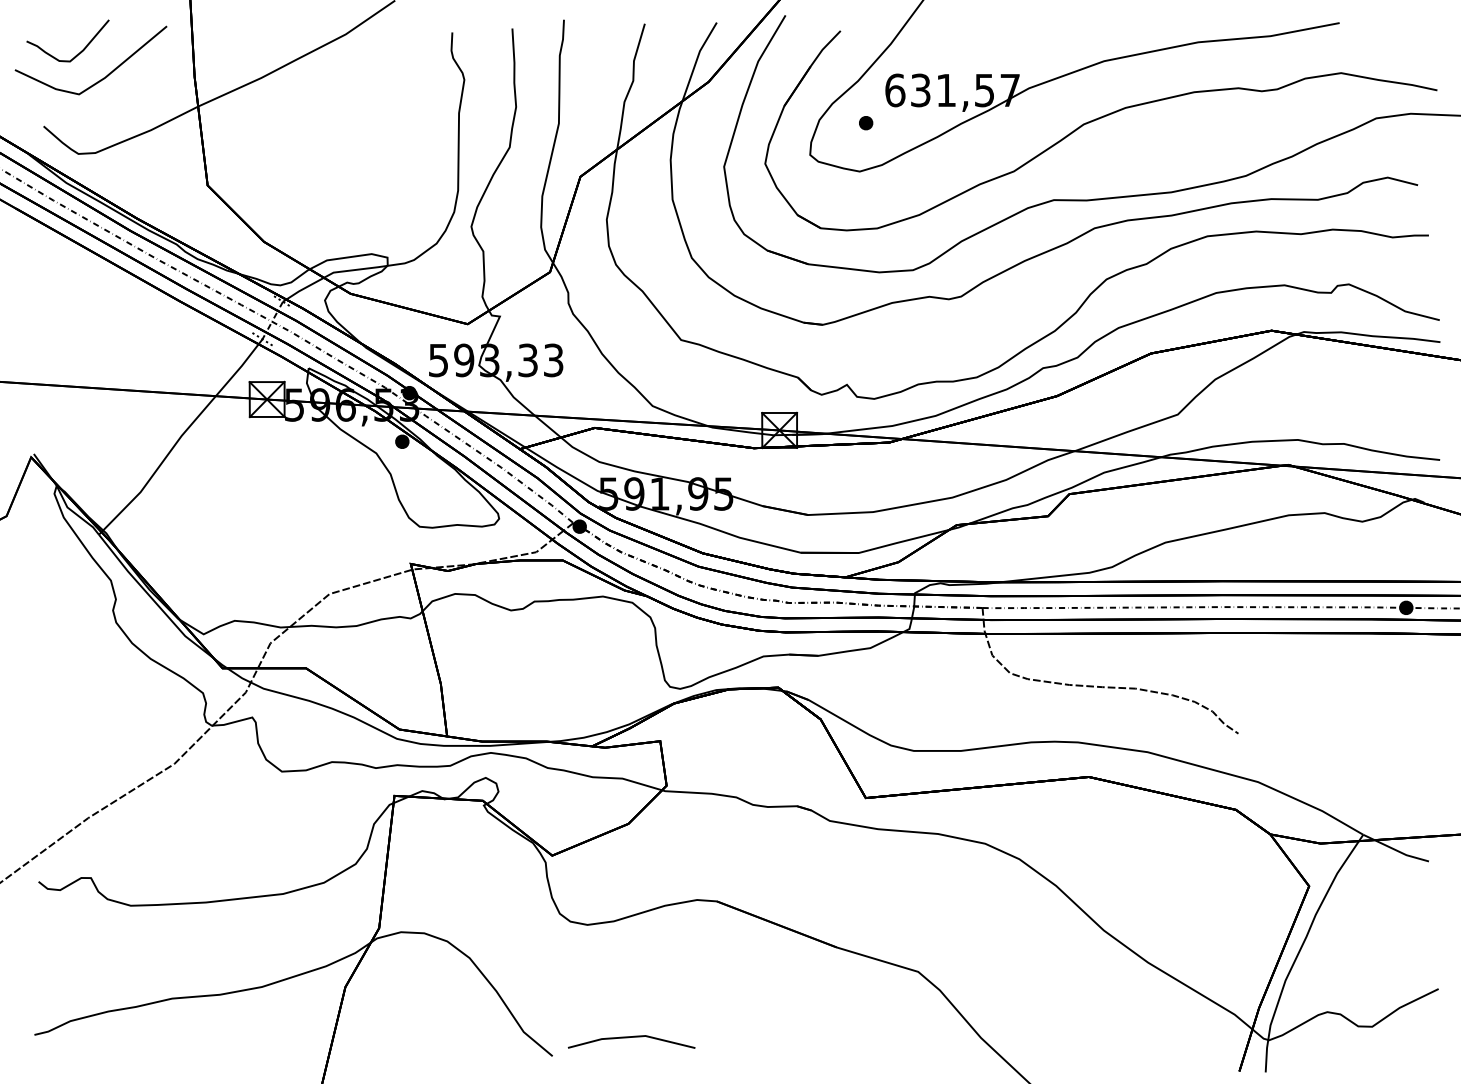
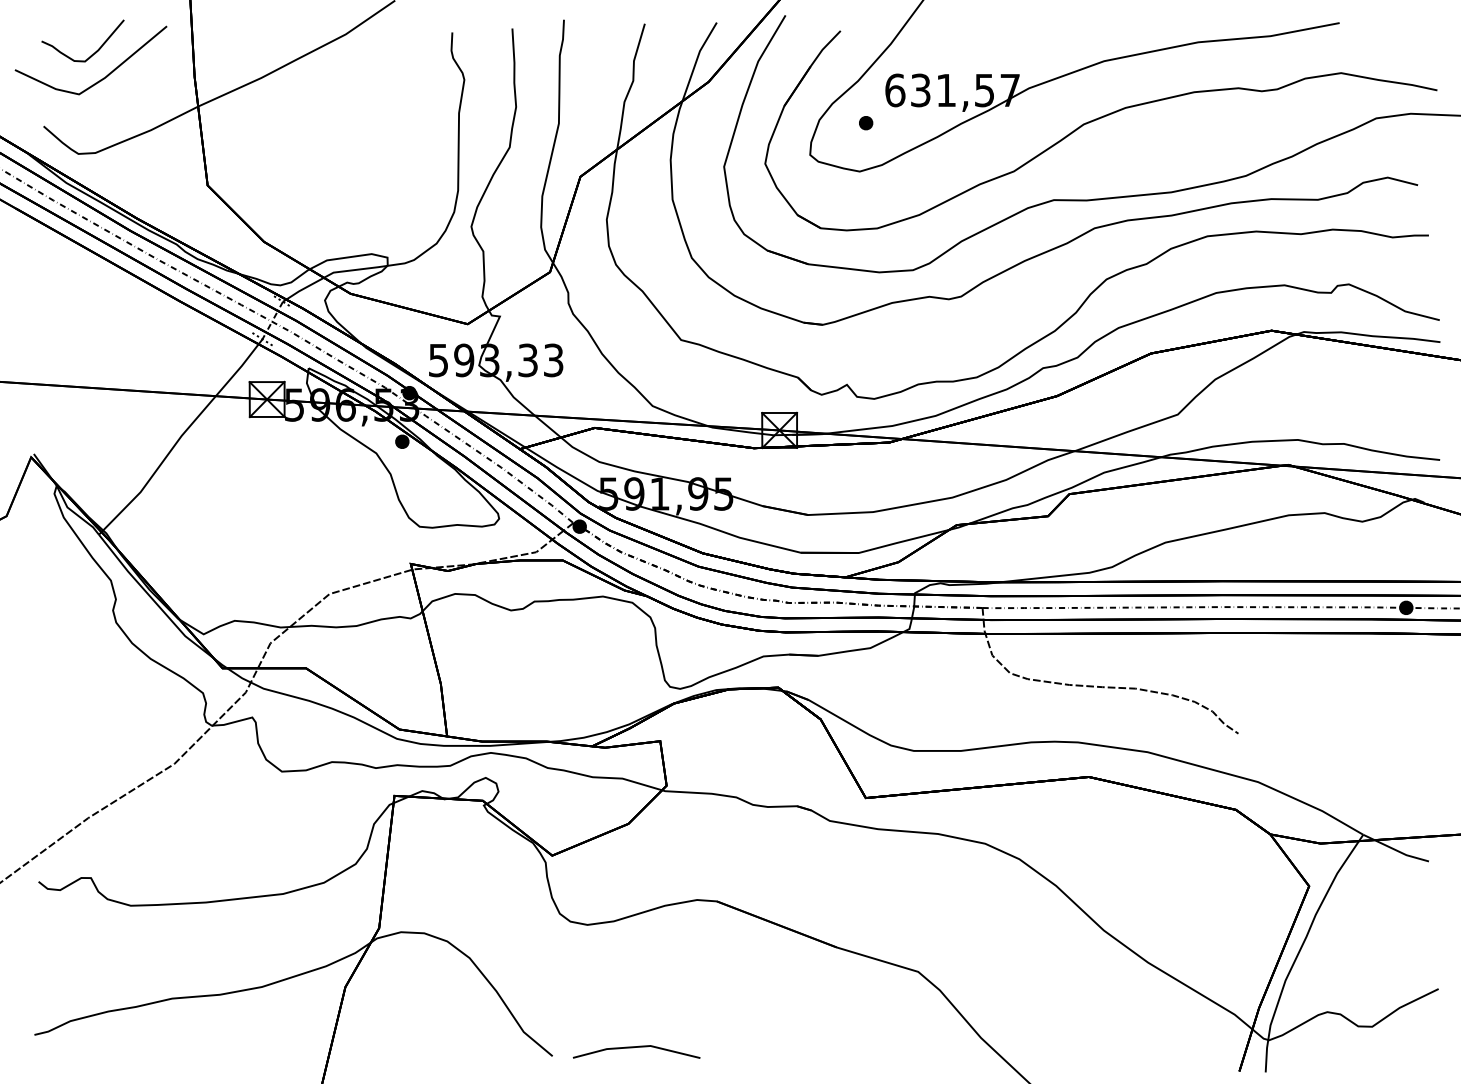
curve position: (76, 54) -> (91, 54) (91, 54)
line position: (631, 1037) -> (636, 1047) (636, 1047)
